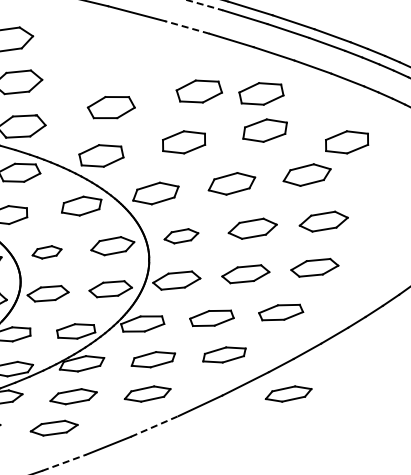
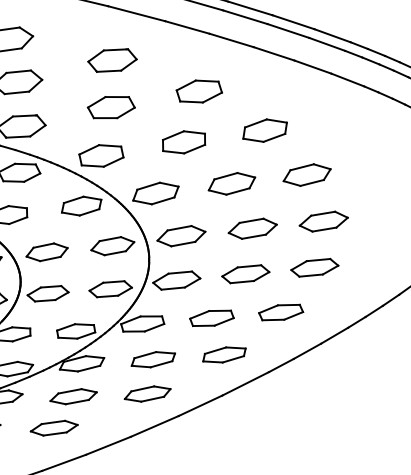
line: dashed -> solid (205, 5)
line: dashed -> solid (186, 27)
part: none -> present (112, 60)
part: present -> none (261, 93)
part: present -> none (347, 142)
part size: 37x17 px -> 51x23 px (181, 236)
part size: 32x15 px -> 44x21 px (46, 252)
part: present -> none (288, 393)
line: dashed -> solid (155, 426)
line: dashed -> solid (64, 462)
